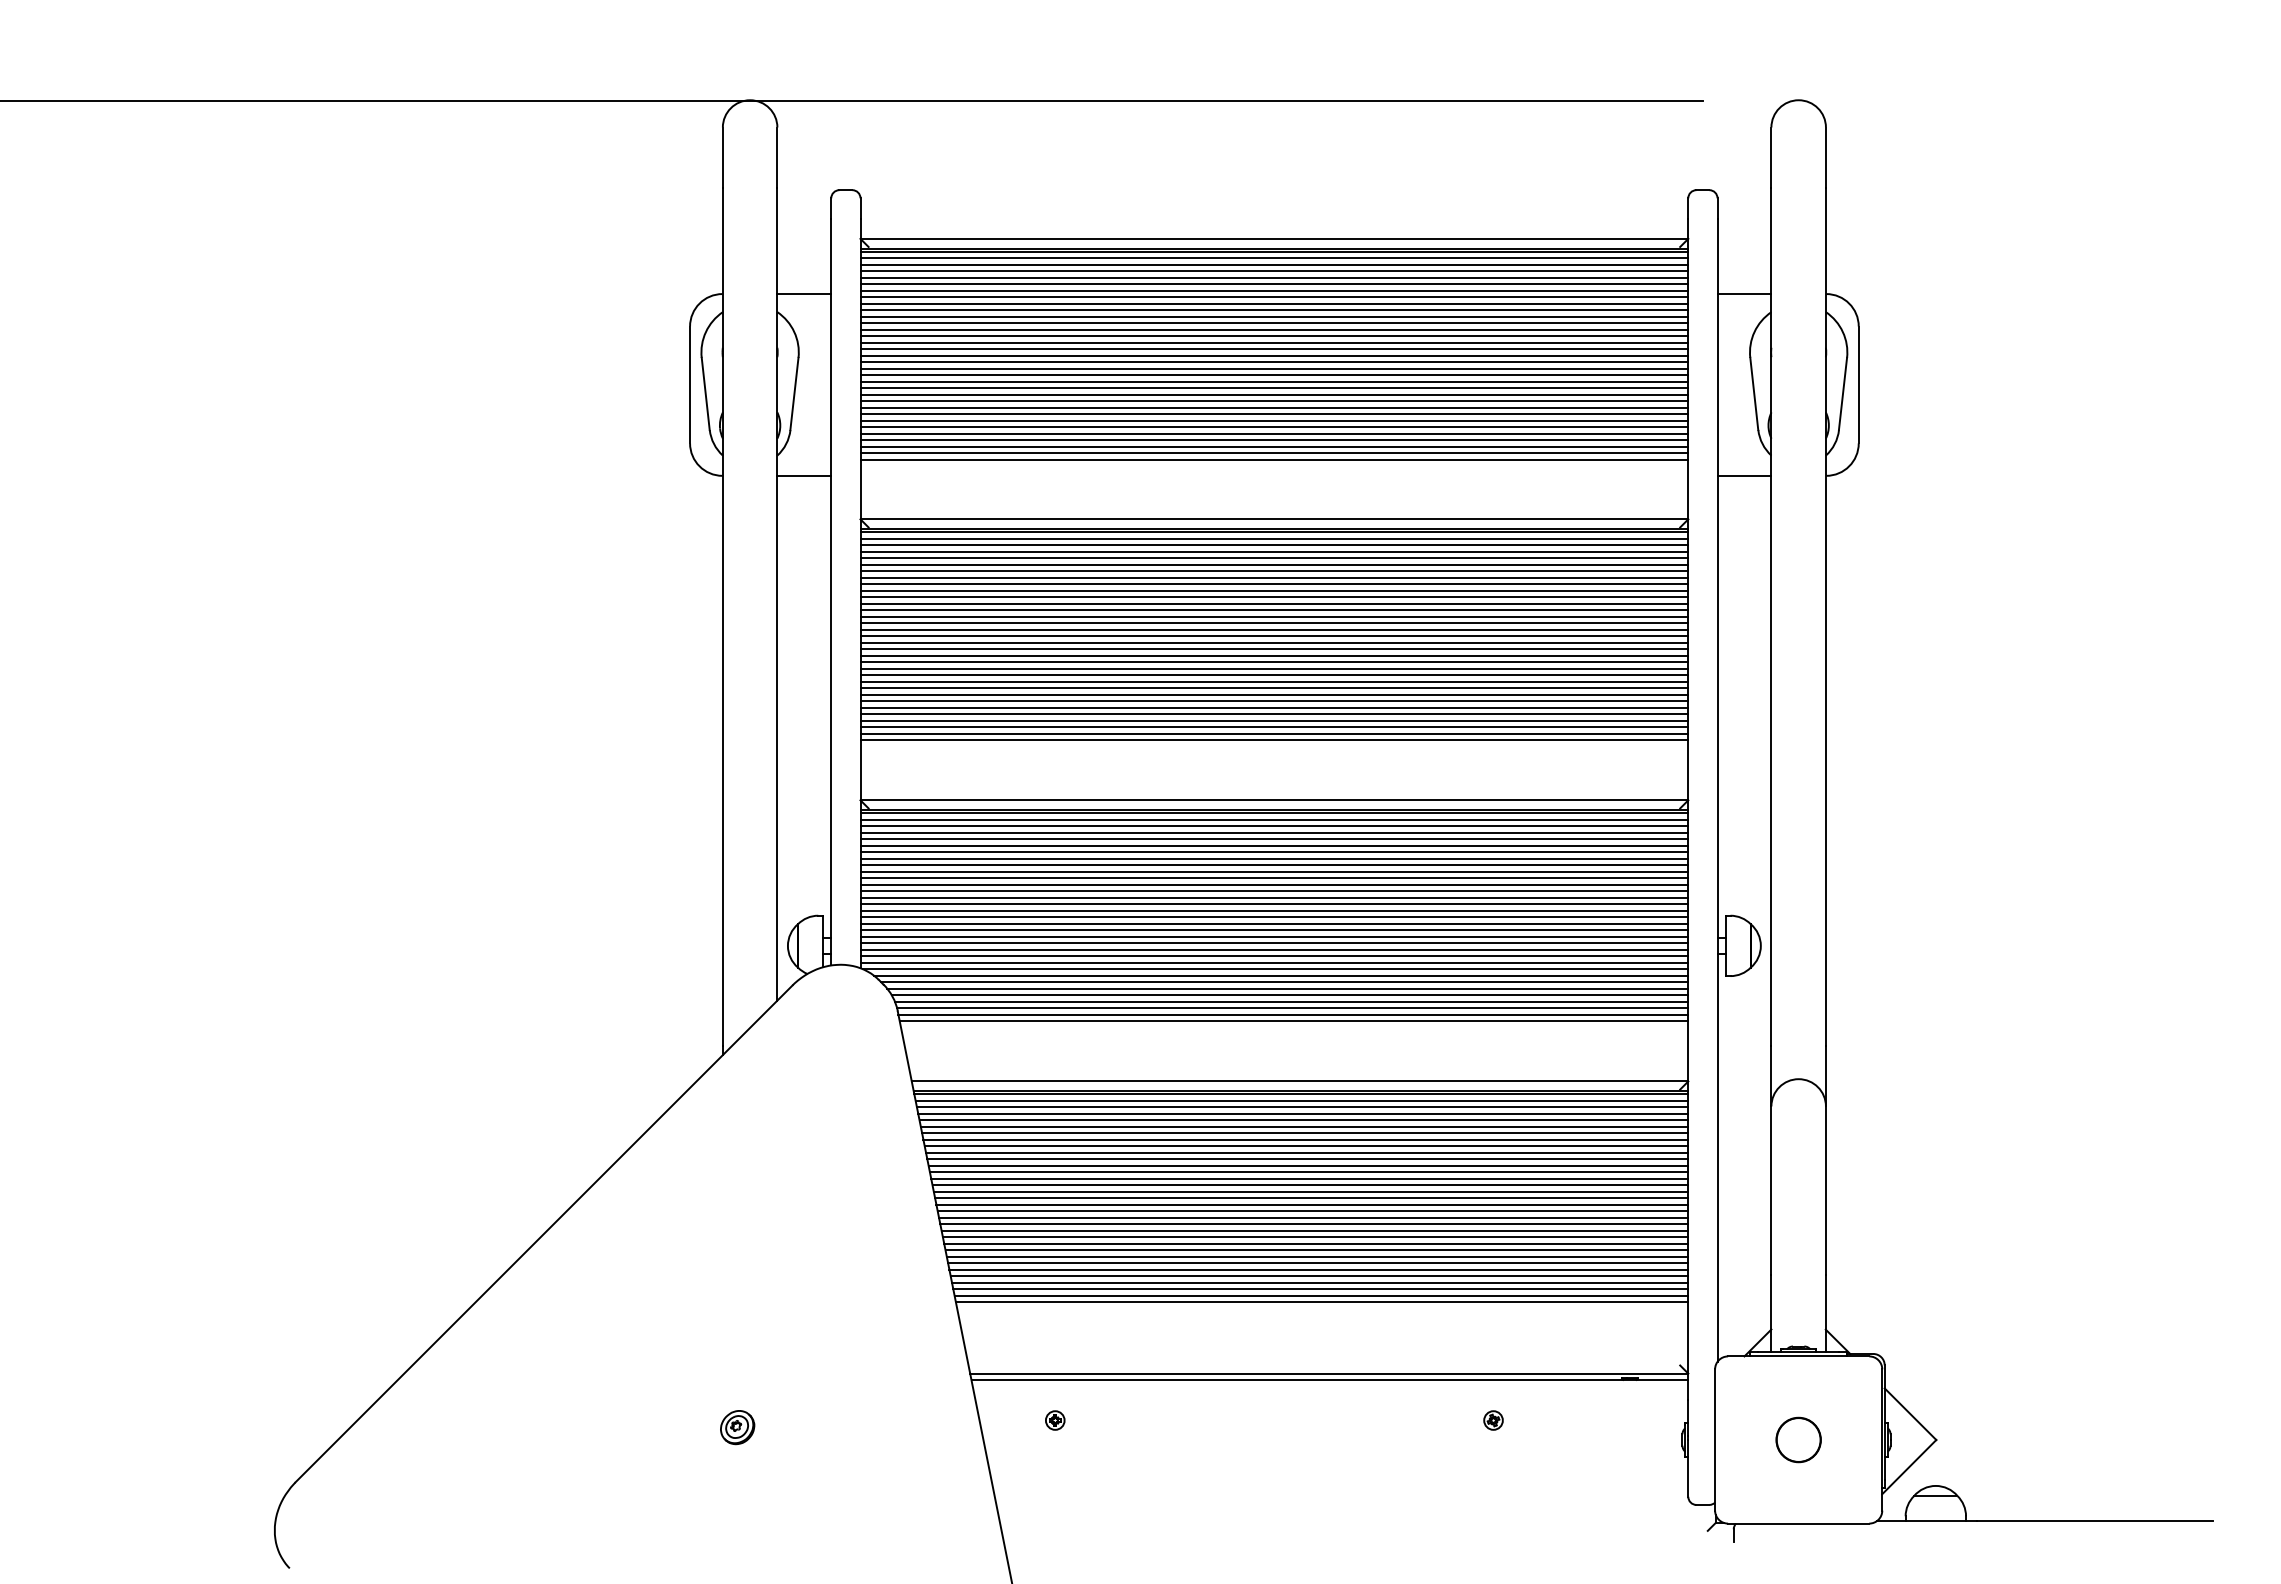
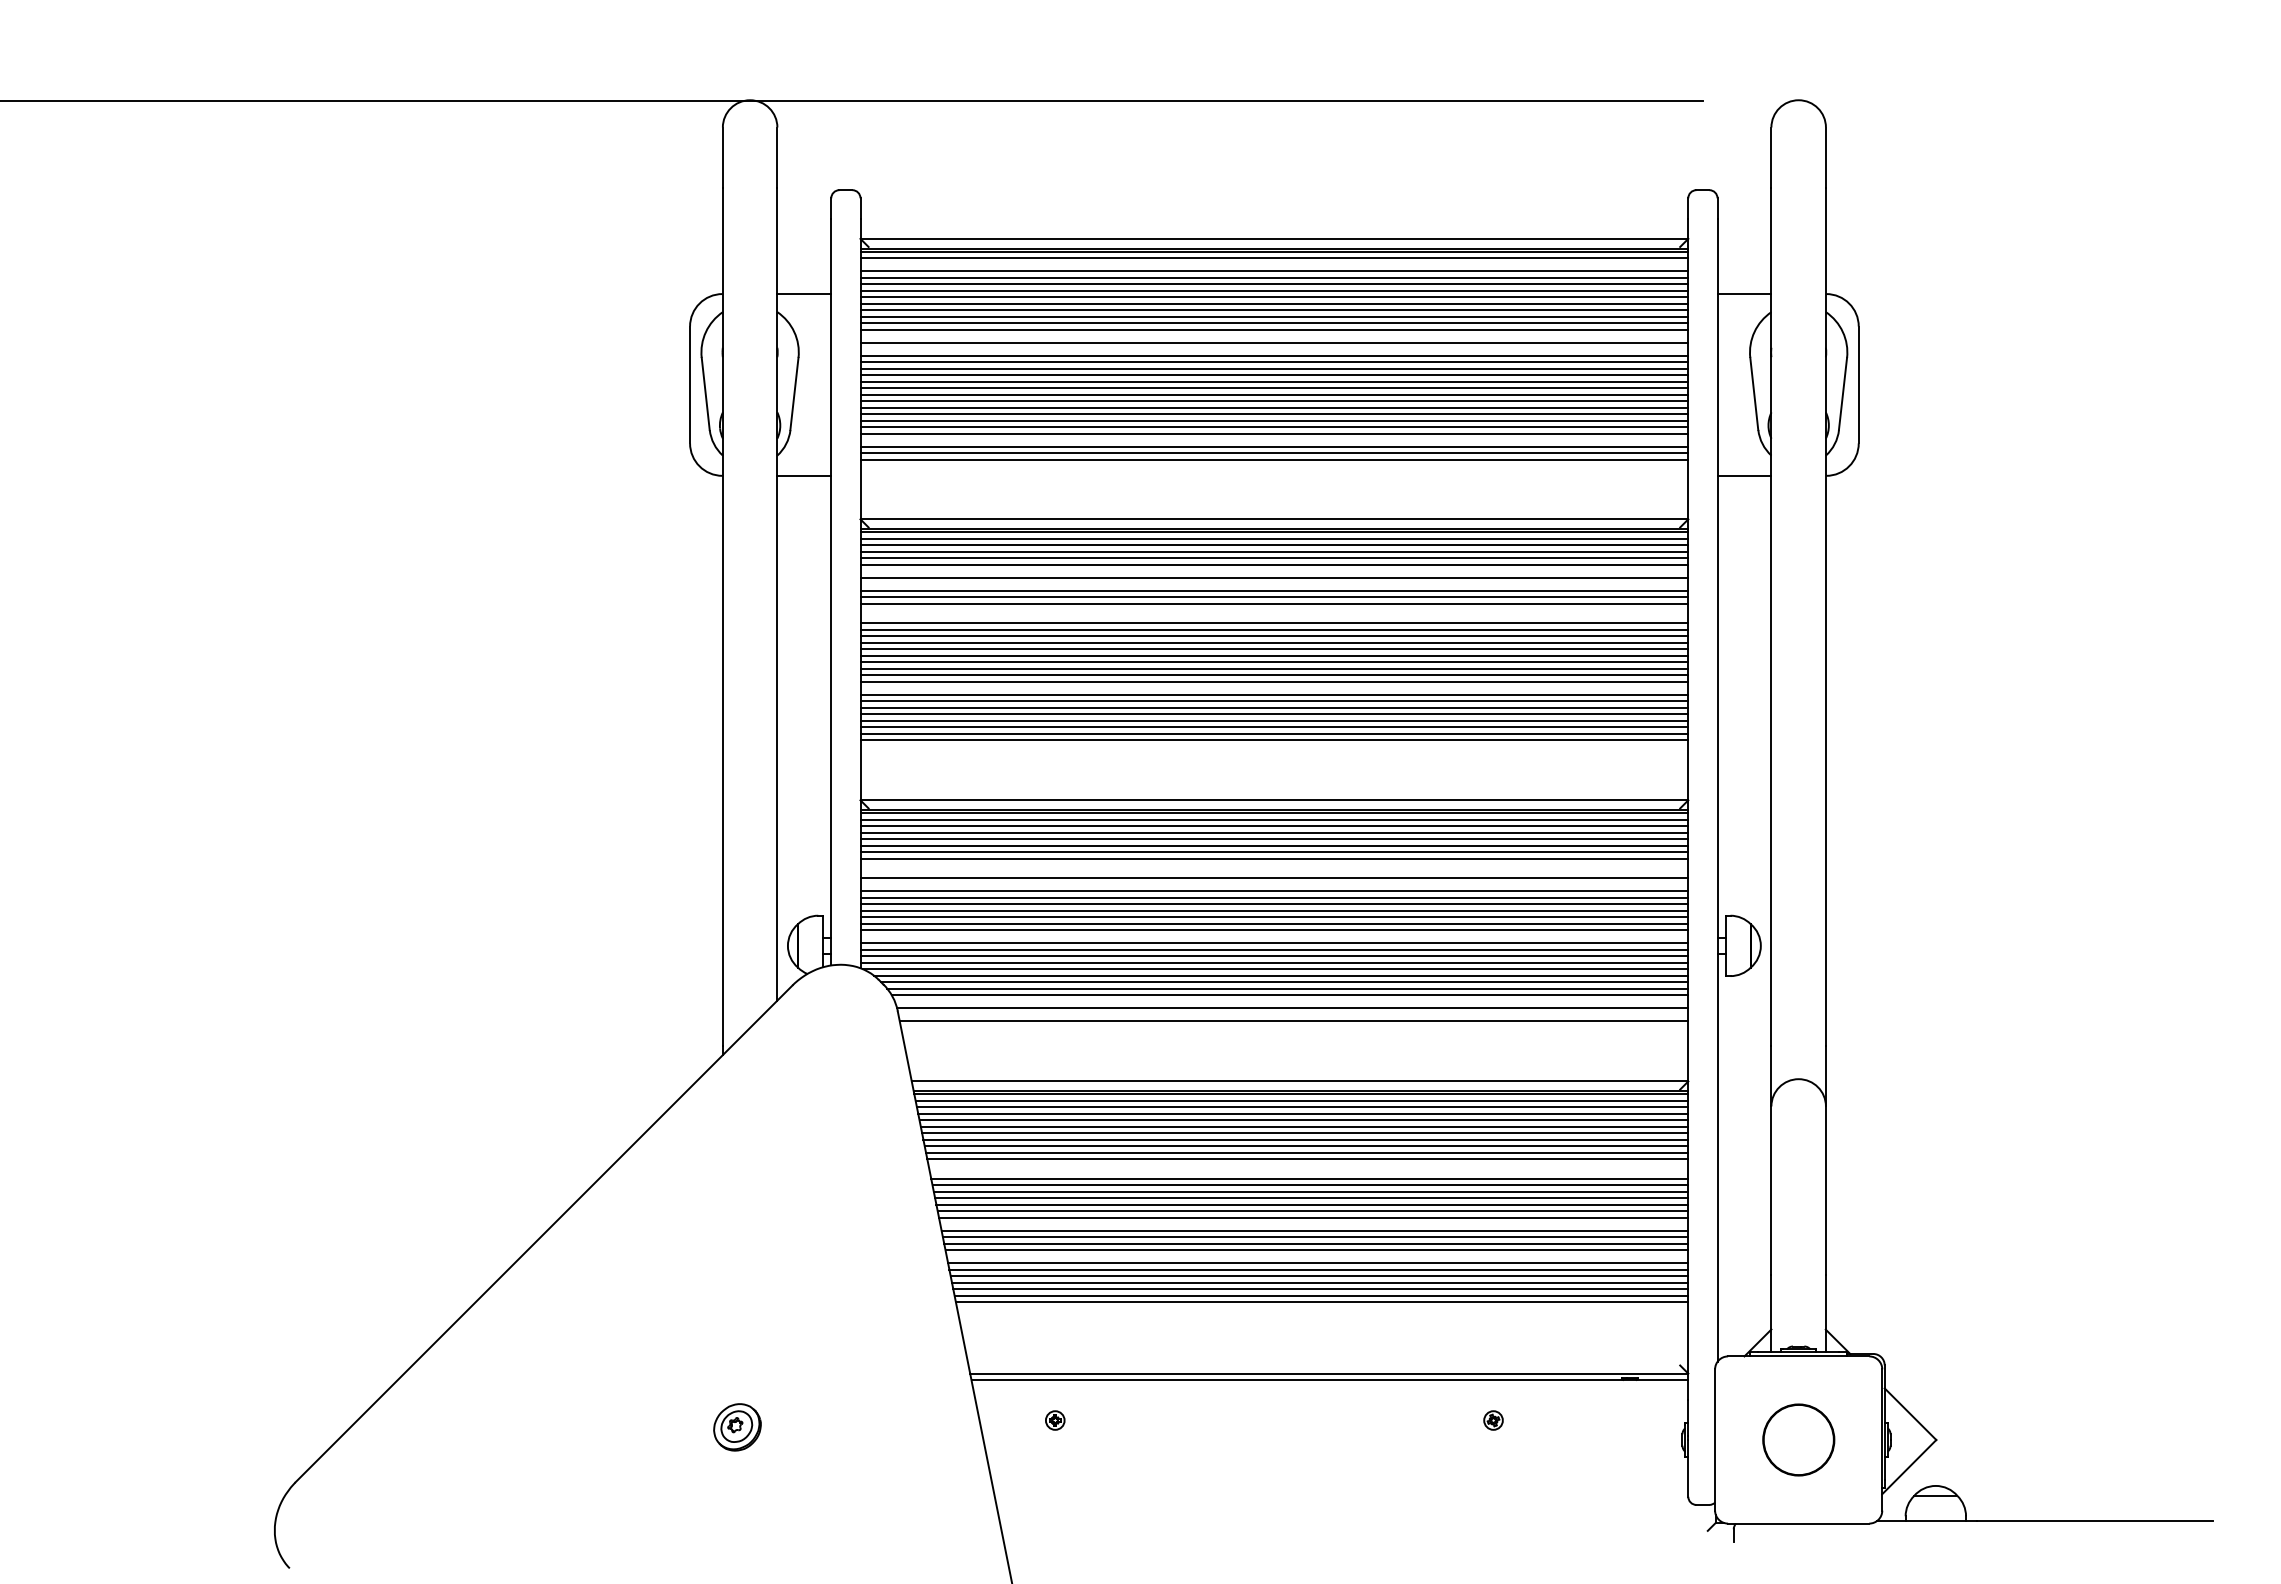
line: present -> none (1274, 264)
line: present -> none (1274, 336)
line: present -> none (1274, 349)
line: present -> none (1274, 440)
line: present -> none (1274, 571)
line: present -> none (1274, 584)
line: present -> none (1274, 610)
line: present -> none (1274, 616)
line: present -> none (1274, 688)
line: present -> none (1274, 865)
line: present -> none (1274, 871)
line: present -> none (1274, 884)
line: present -> none (1274, 936)
line: present -> none (1291, 1001)
line: present -> none (1293, 1014)
line: present -> none (1308, 1165)
line: present -> none (1308, 1172)
line: present -> none (1314, 1224)
line: present -> none (1317, 1256)
part size: 36x36 px -> 49x49 px (737, 1427)
part size: 47x48 px -> 74x74 px (1798, 1439)
